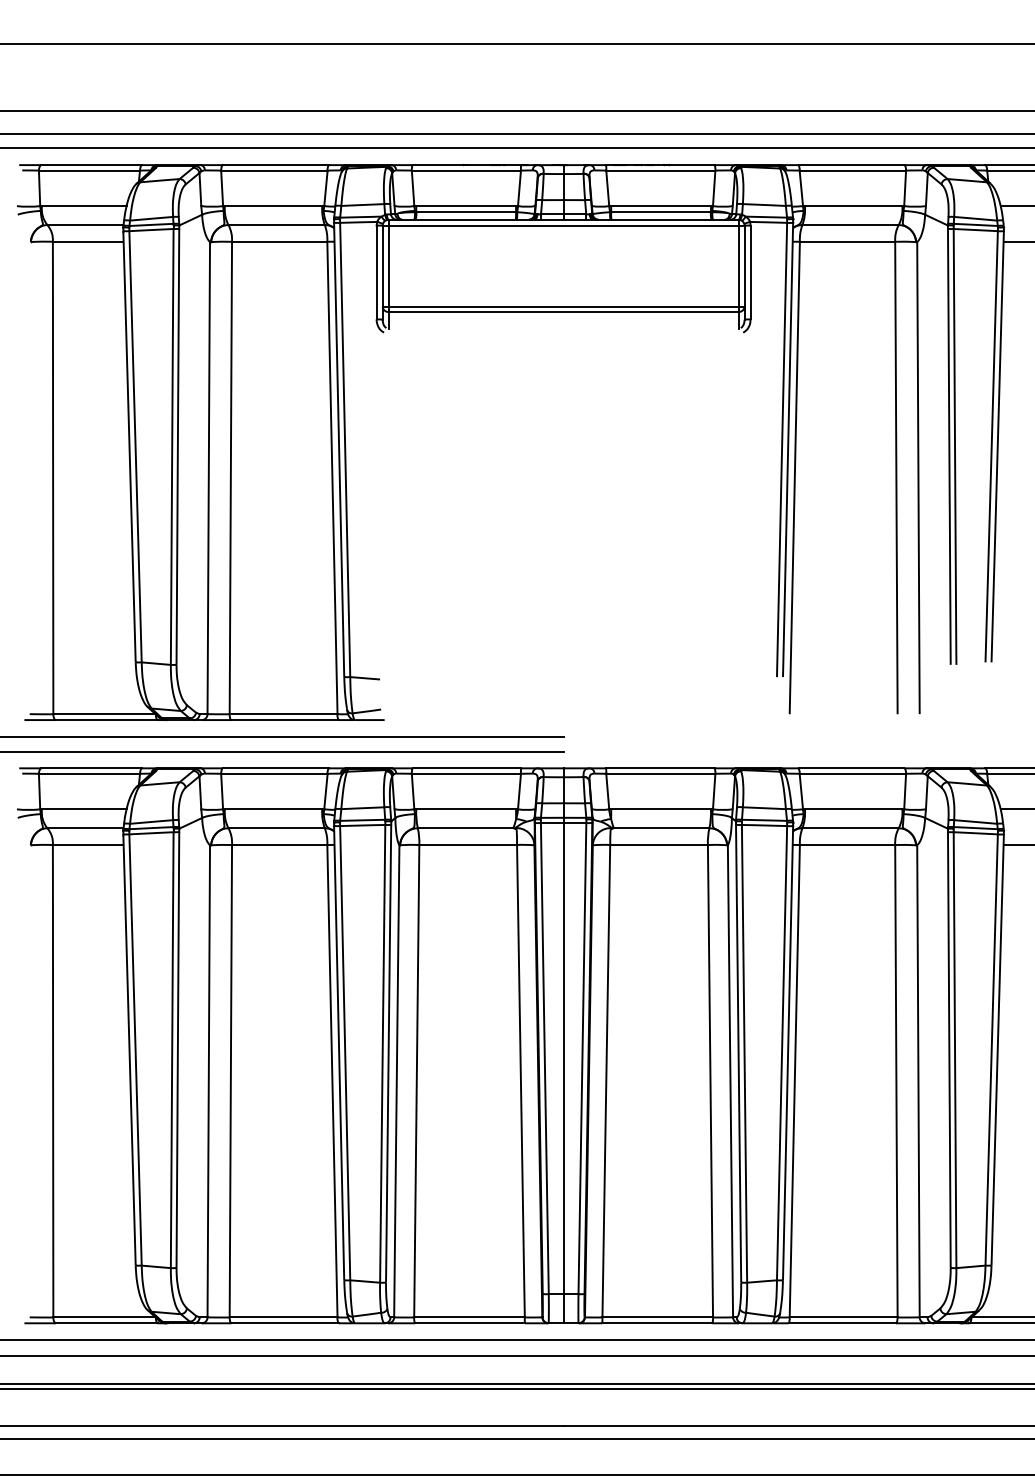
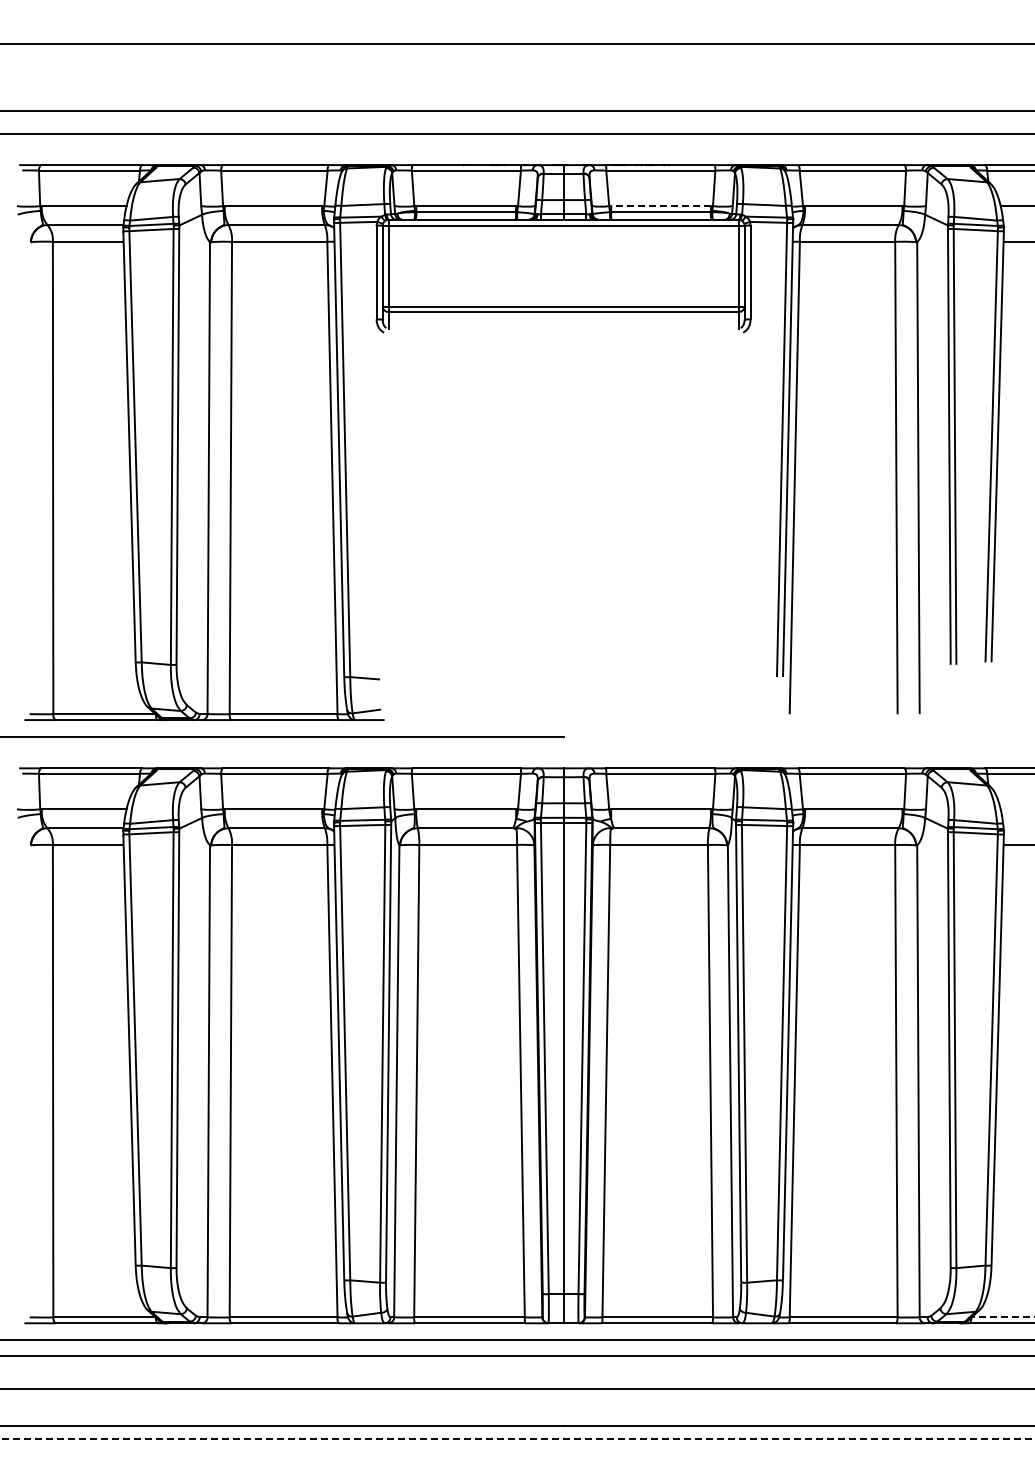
line: present -> none (516, 148)
line: solid -> dashed (661, 206)
line: present -> none (282, 751)
line: present -> none (1015, 809)
line: solid -> dashed (1002, 1317)
line: present -> none (516, 1383)
line: solid -> dashed (517, 1438)
line: present -> none (516, 1474)
